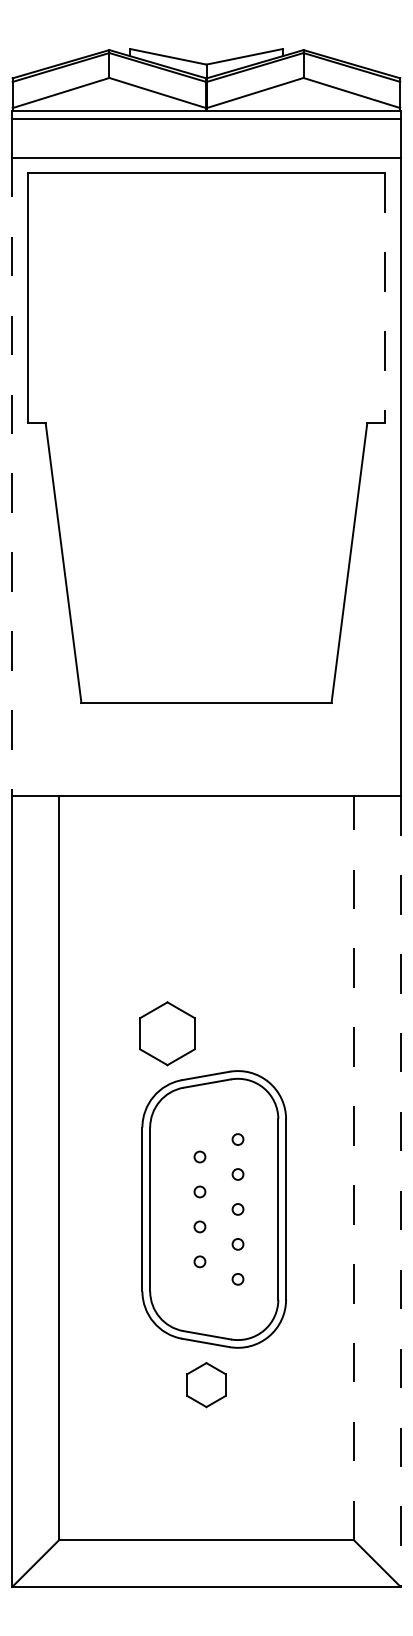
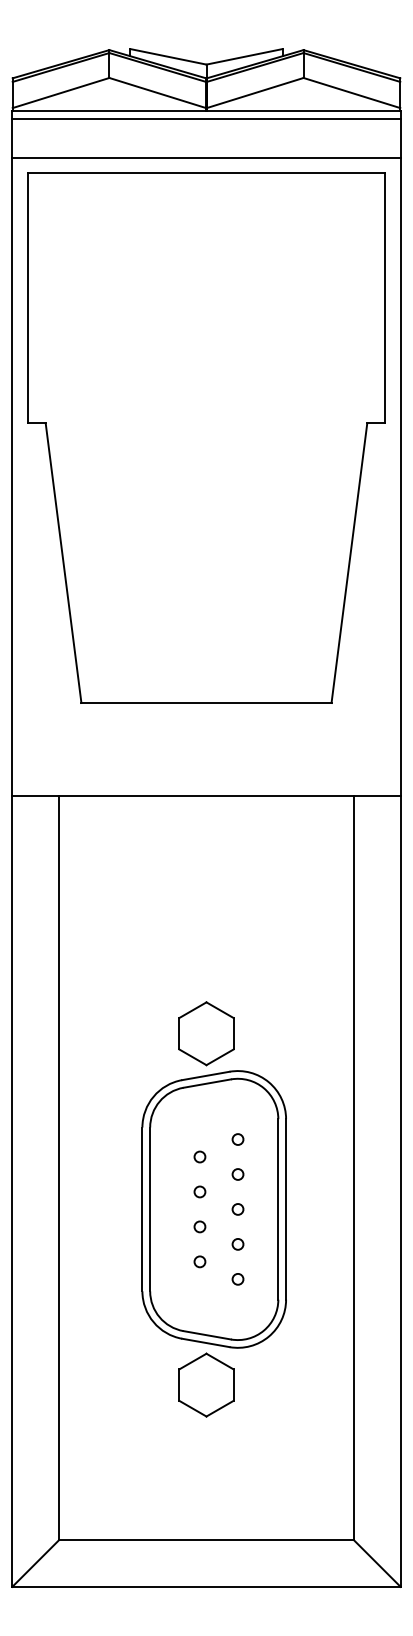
line: dashed -> solid (385, 298)
line: dashed -> solid (12, 477)
part position: (167, 1033) -> (206, 1033) (206, 1033)
line: dashed -> solid (354, 1167)
line: dashed -> solid (400, 1192)
part size: 41x47 px -> 57x66 px (206, 1384)
